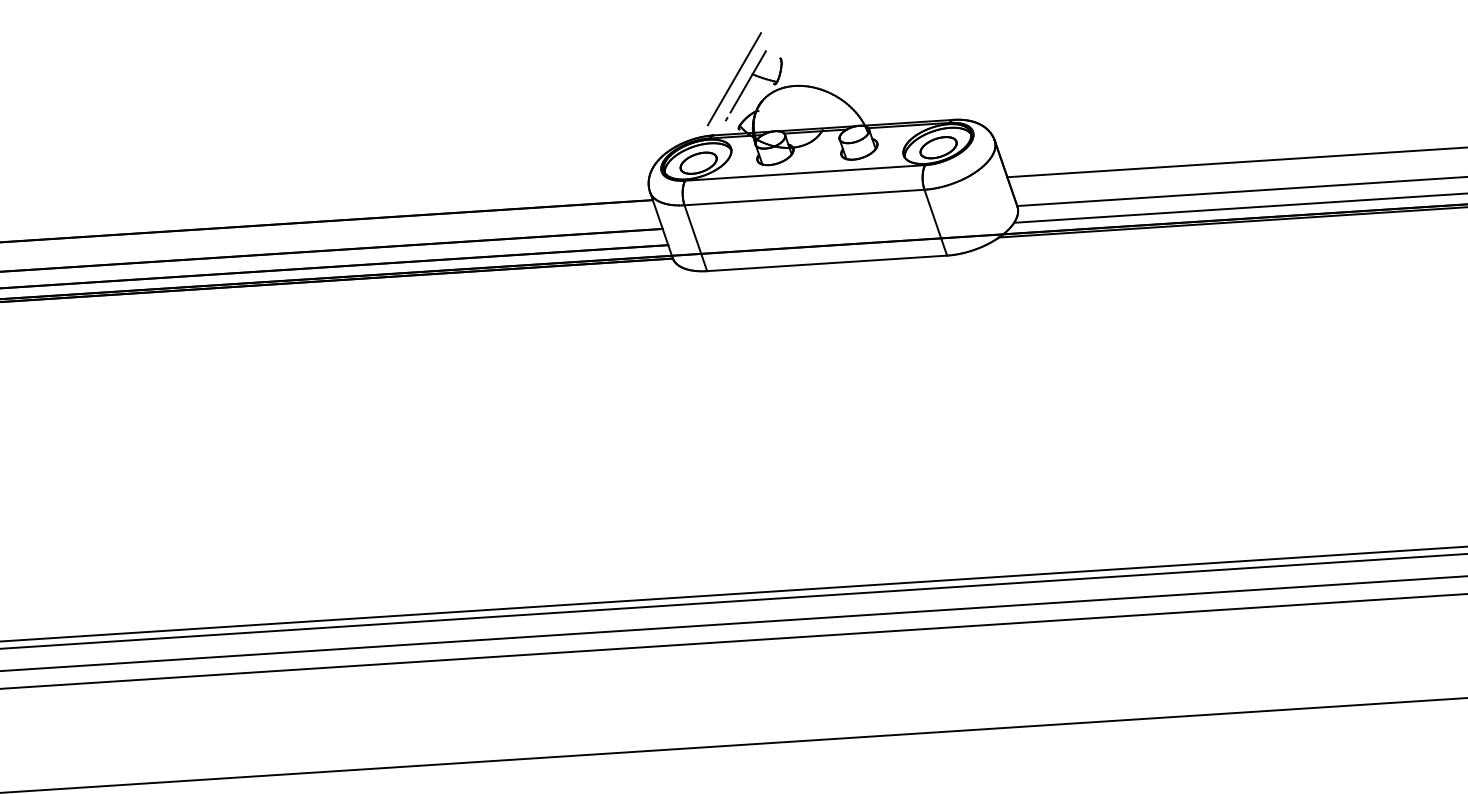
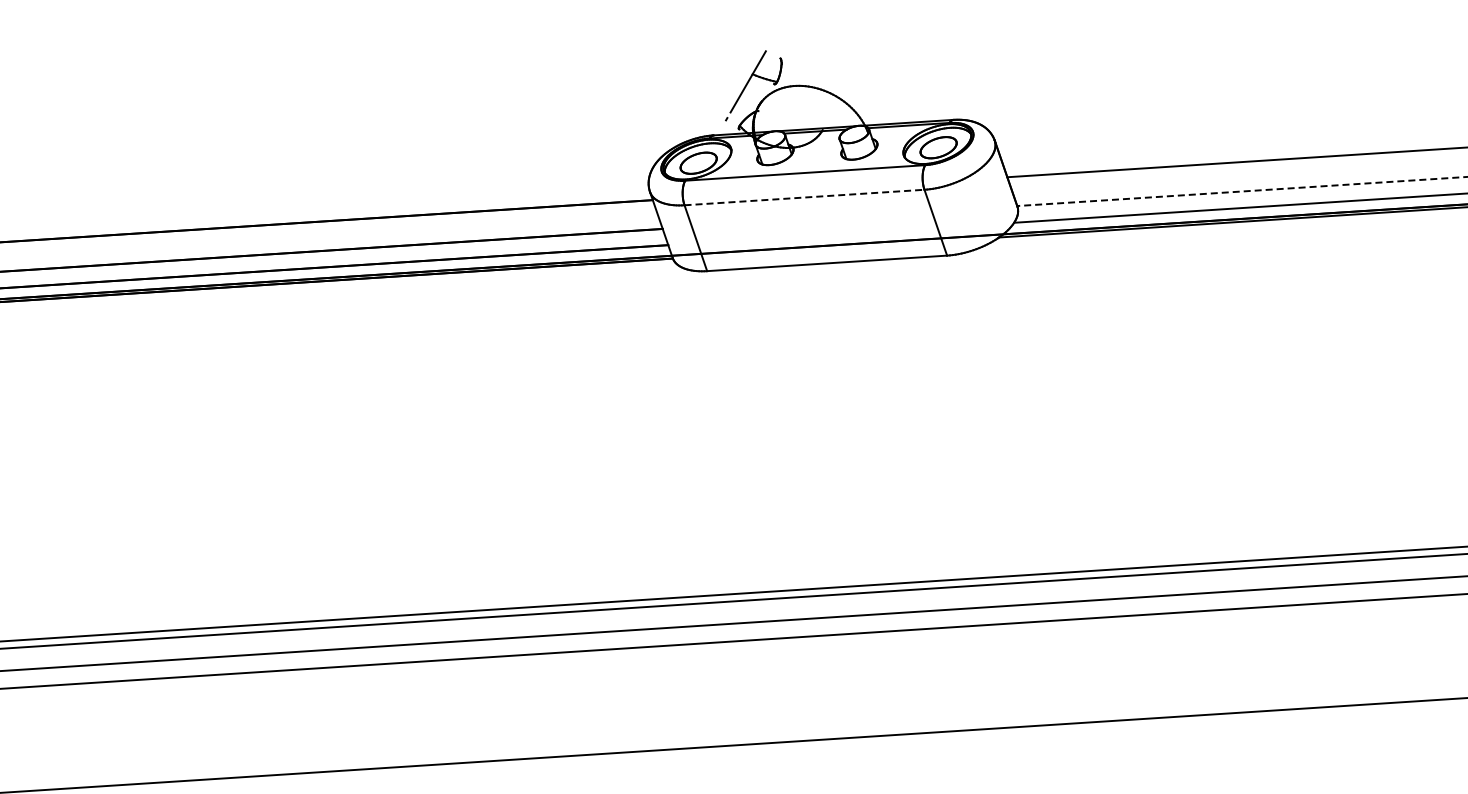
line: present -> none (733, 79)
line: solid -> dashed (1241, 191)
line: solid -> dashed (805, 197)
